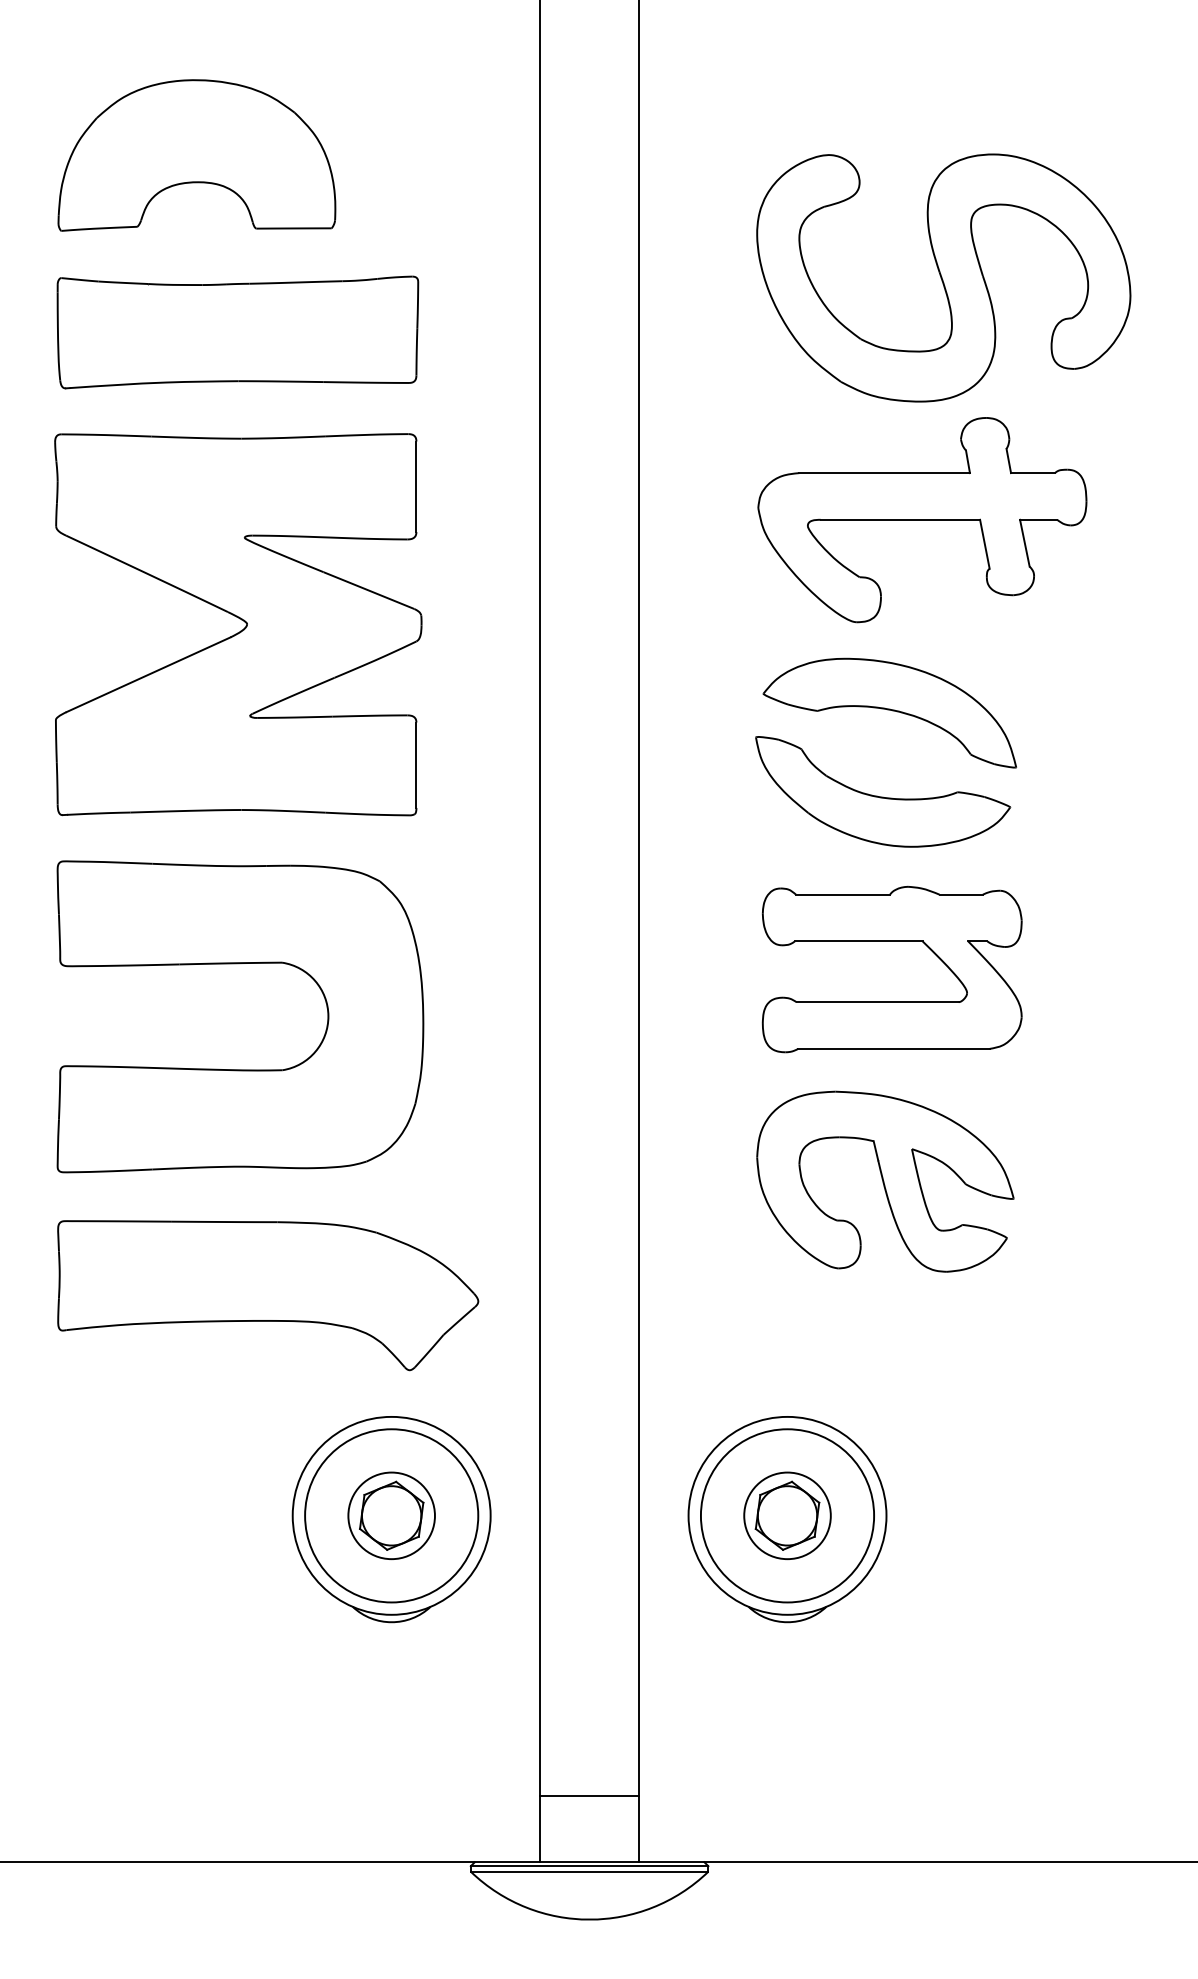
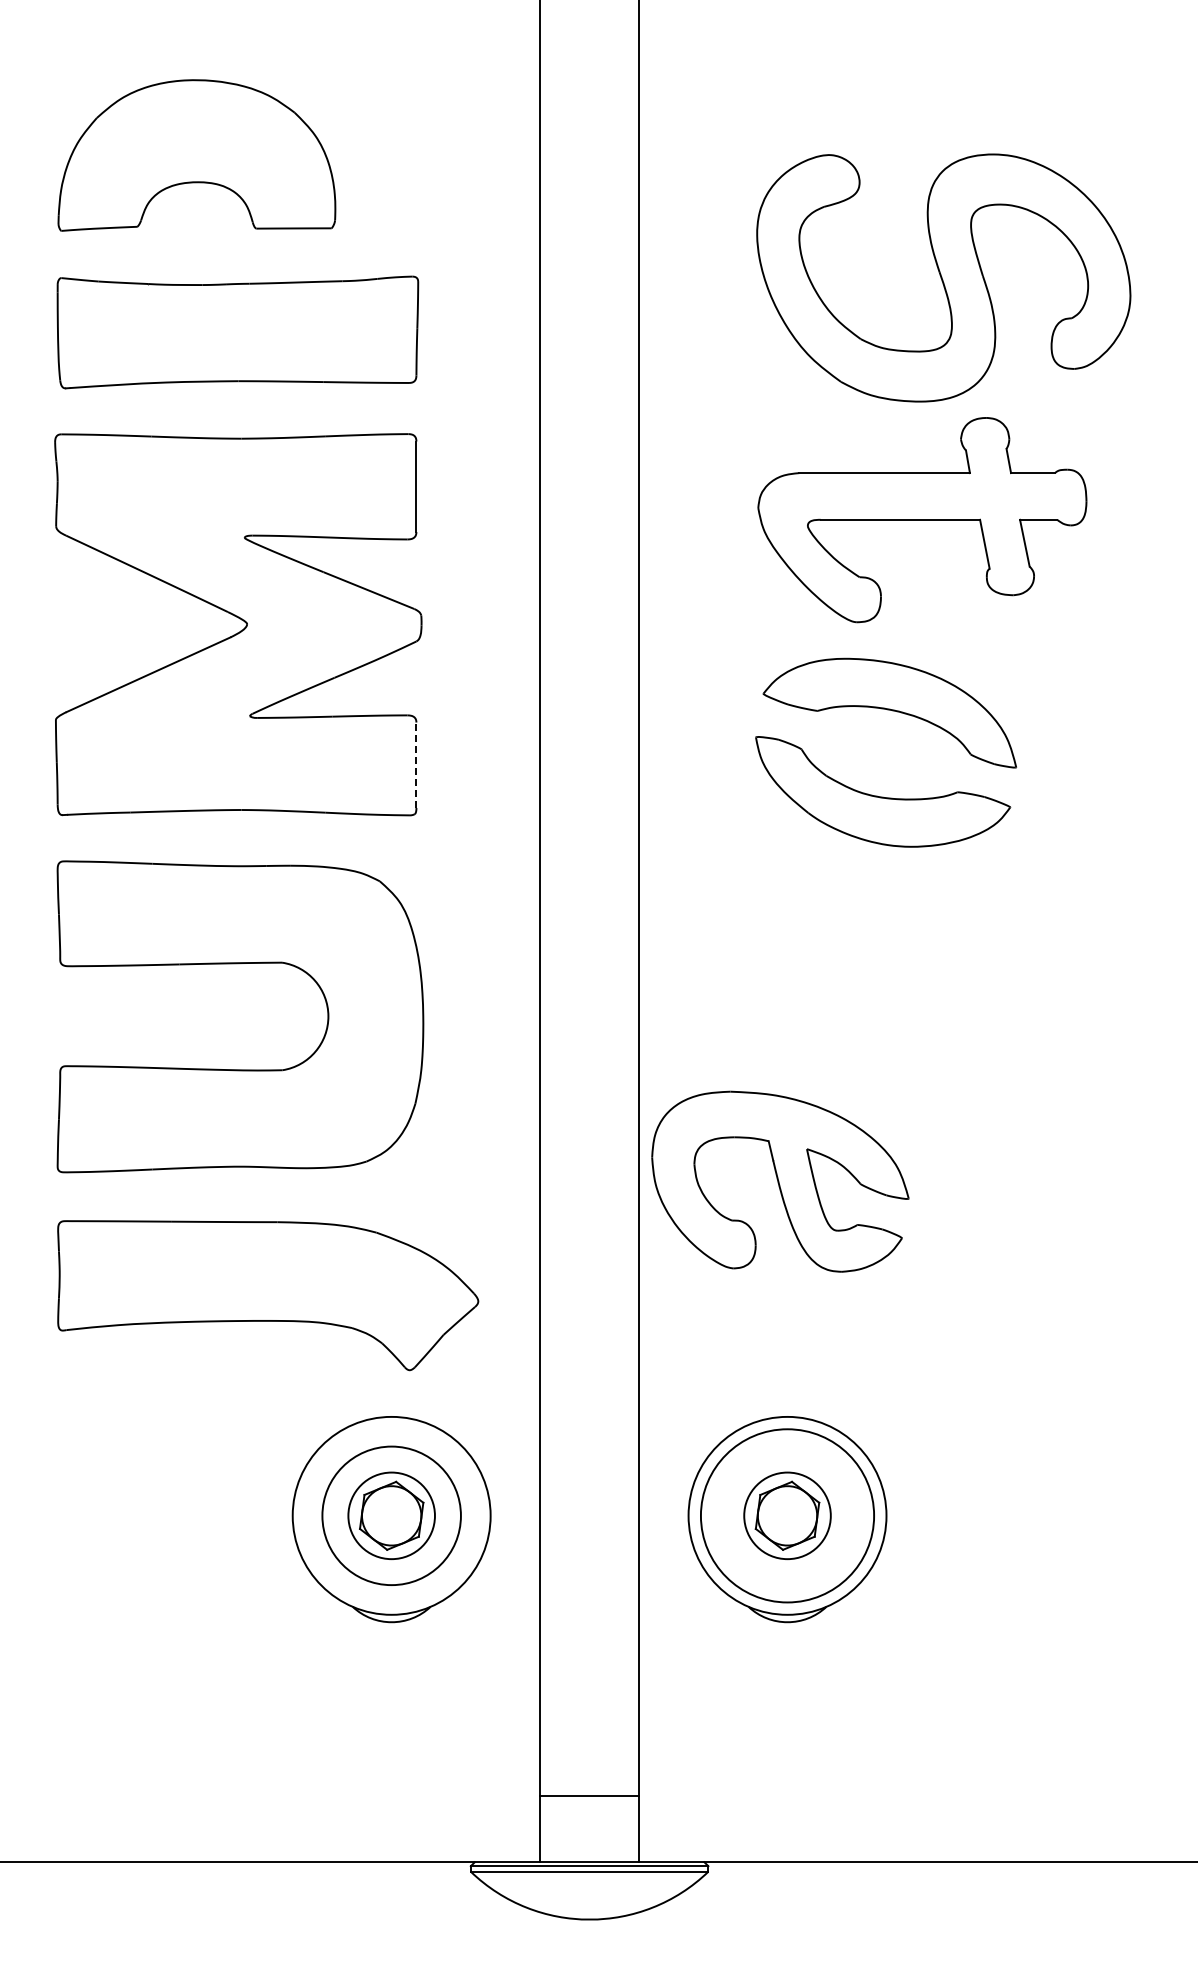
line: solid -> dashed (416, 765)
part: present -> none (891, 941)
part position: (885, 1181) -> (780, 1181) (780, 1181)
circle diameter: 173 px -> 139 px (391, 1515)
